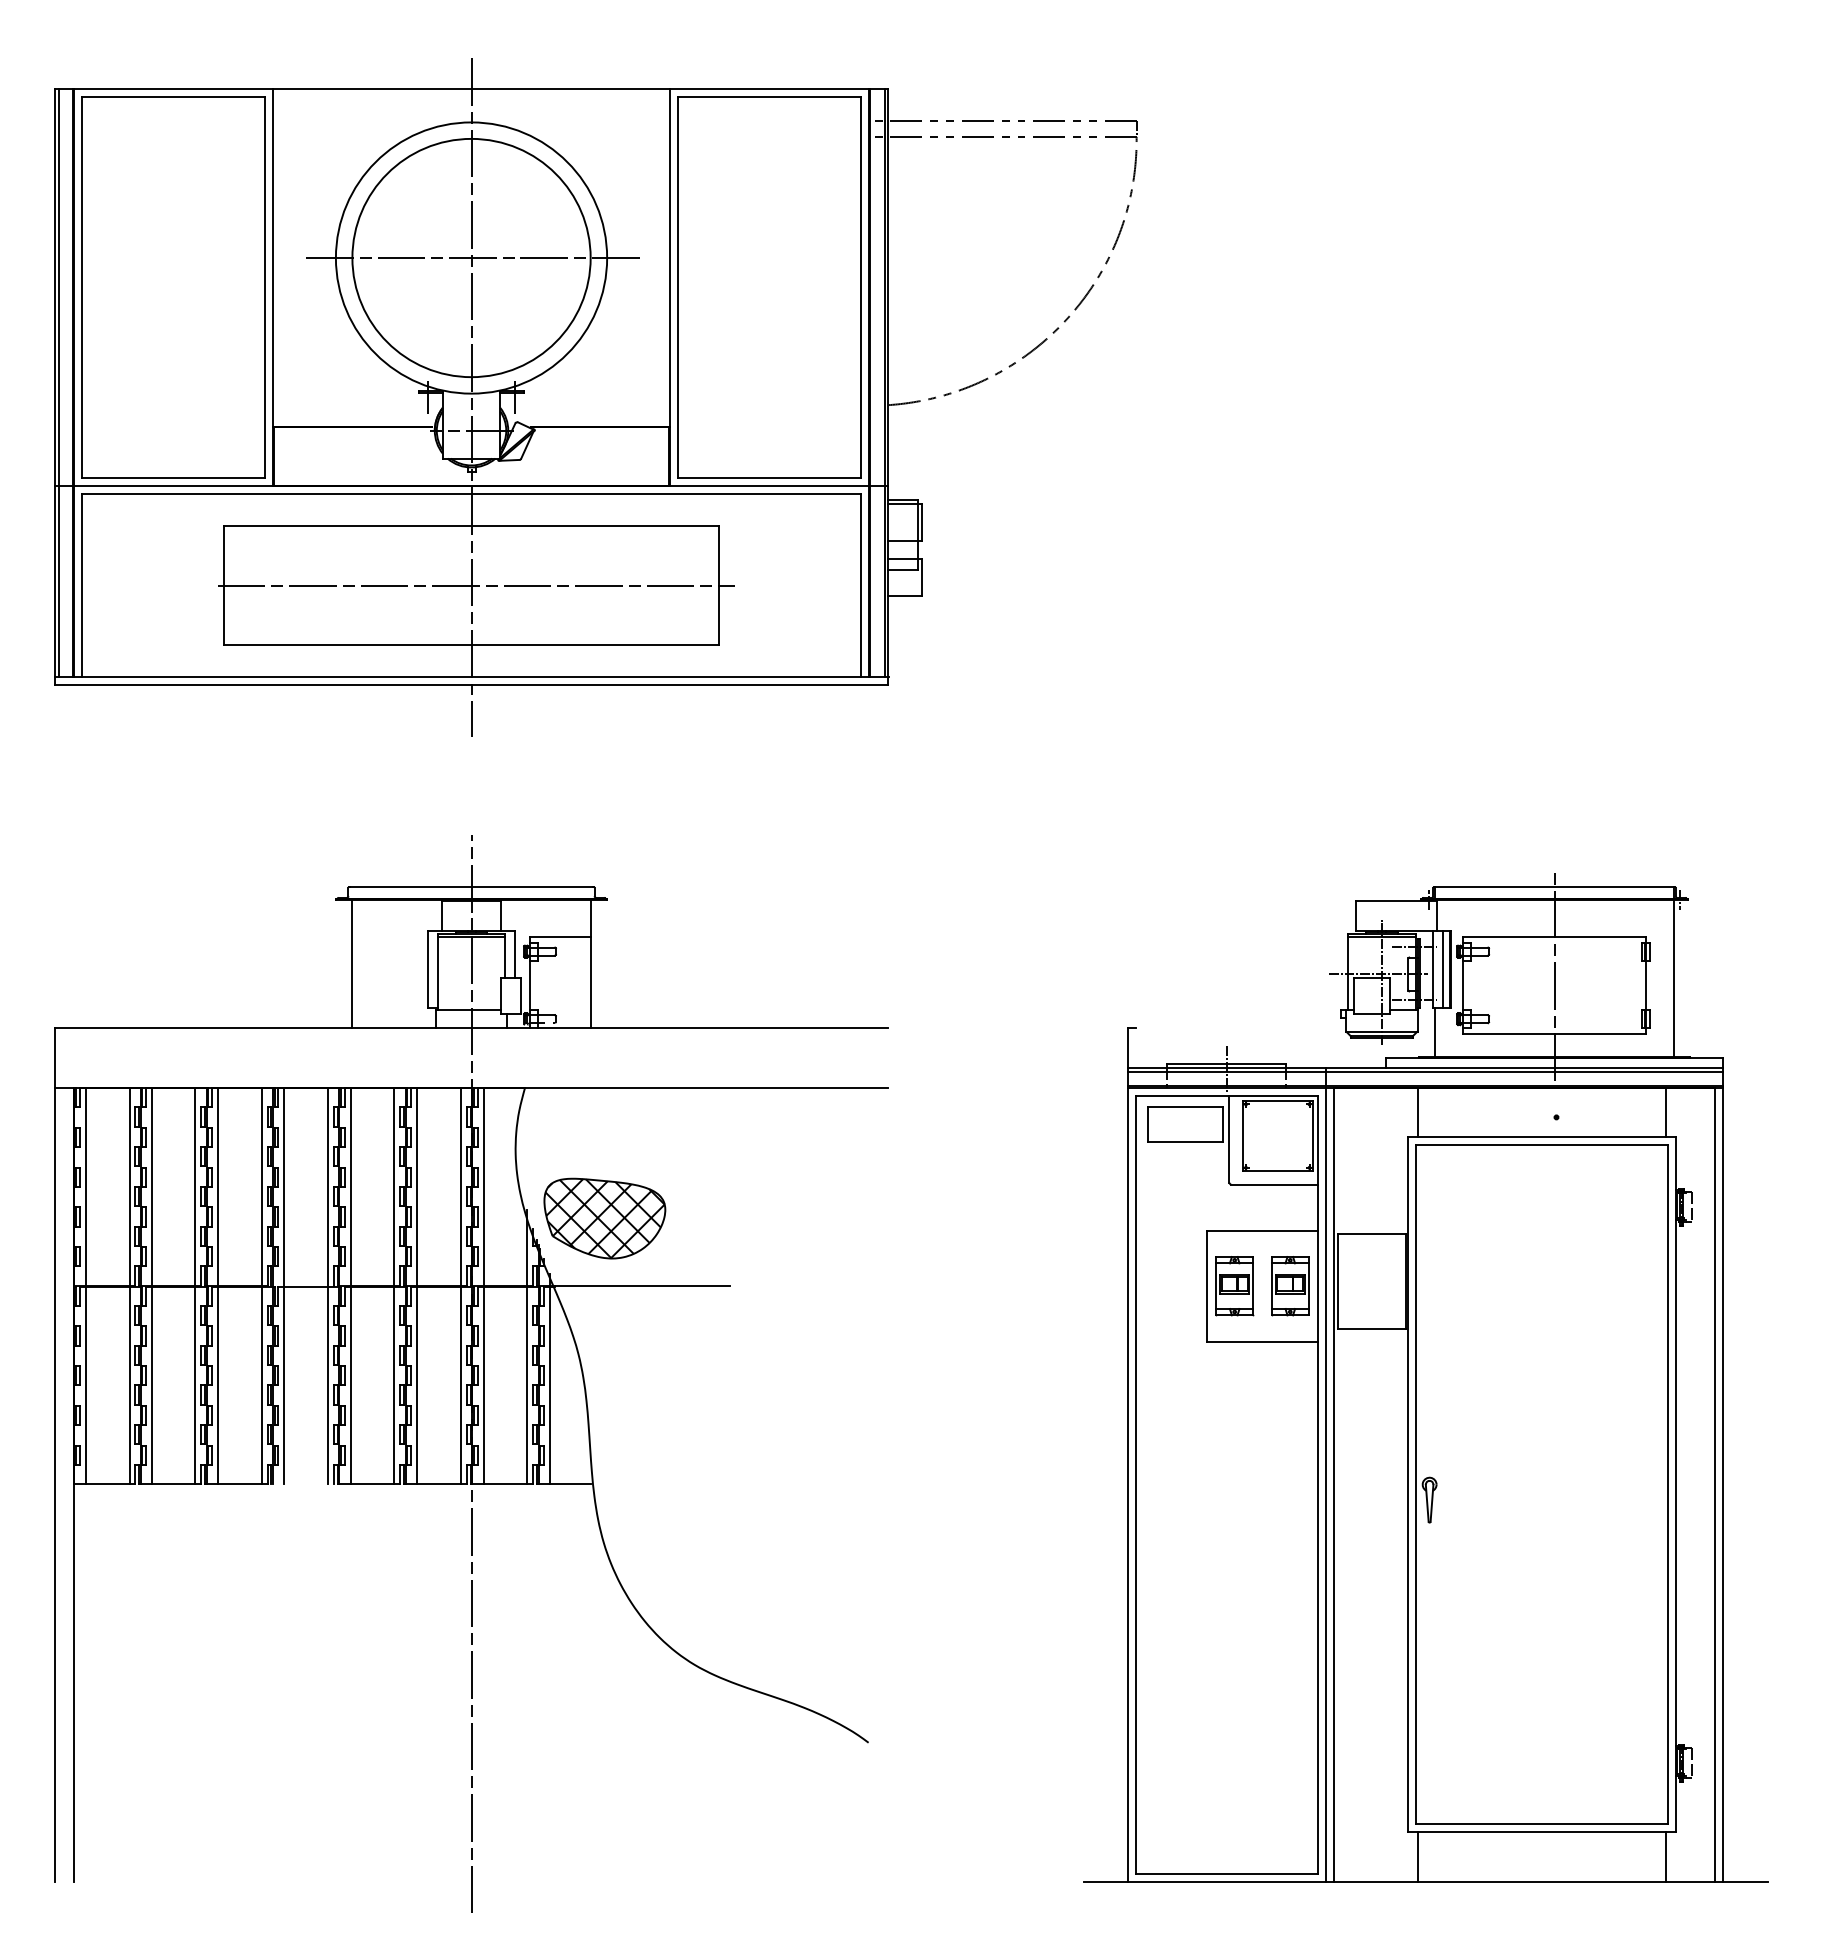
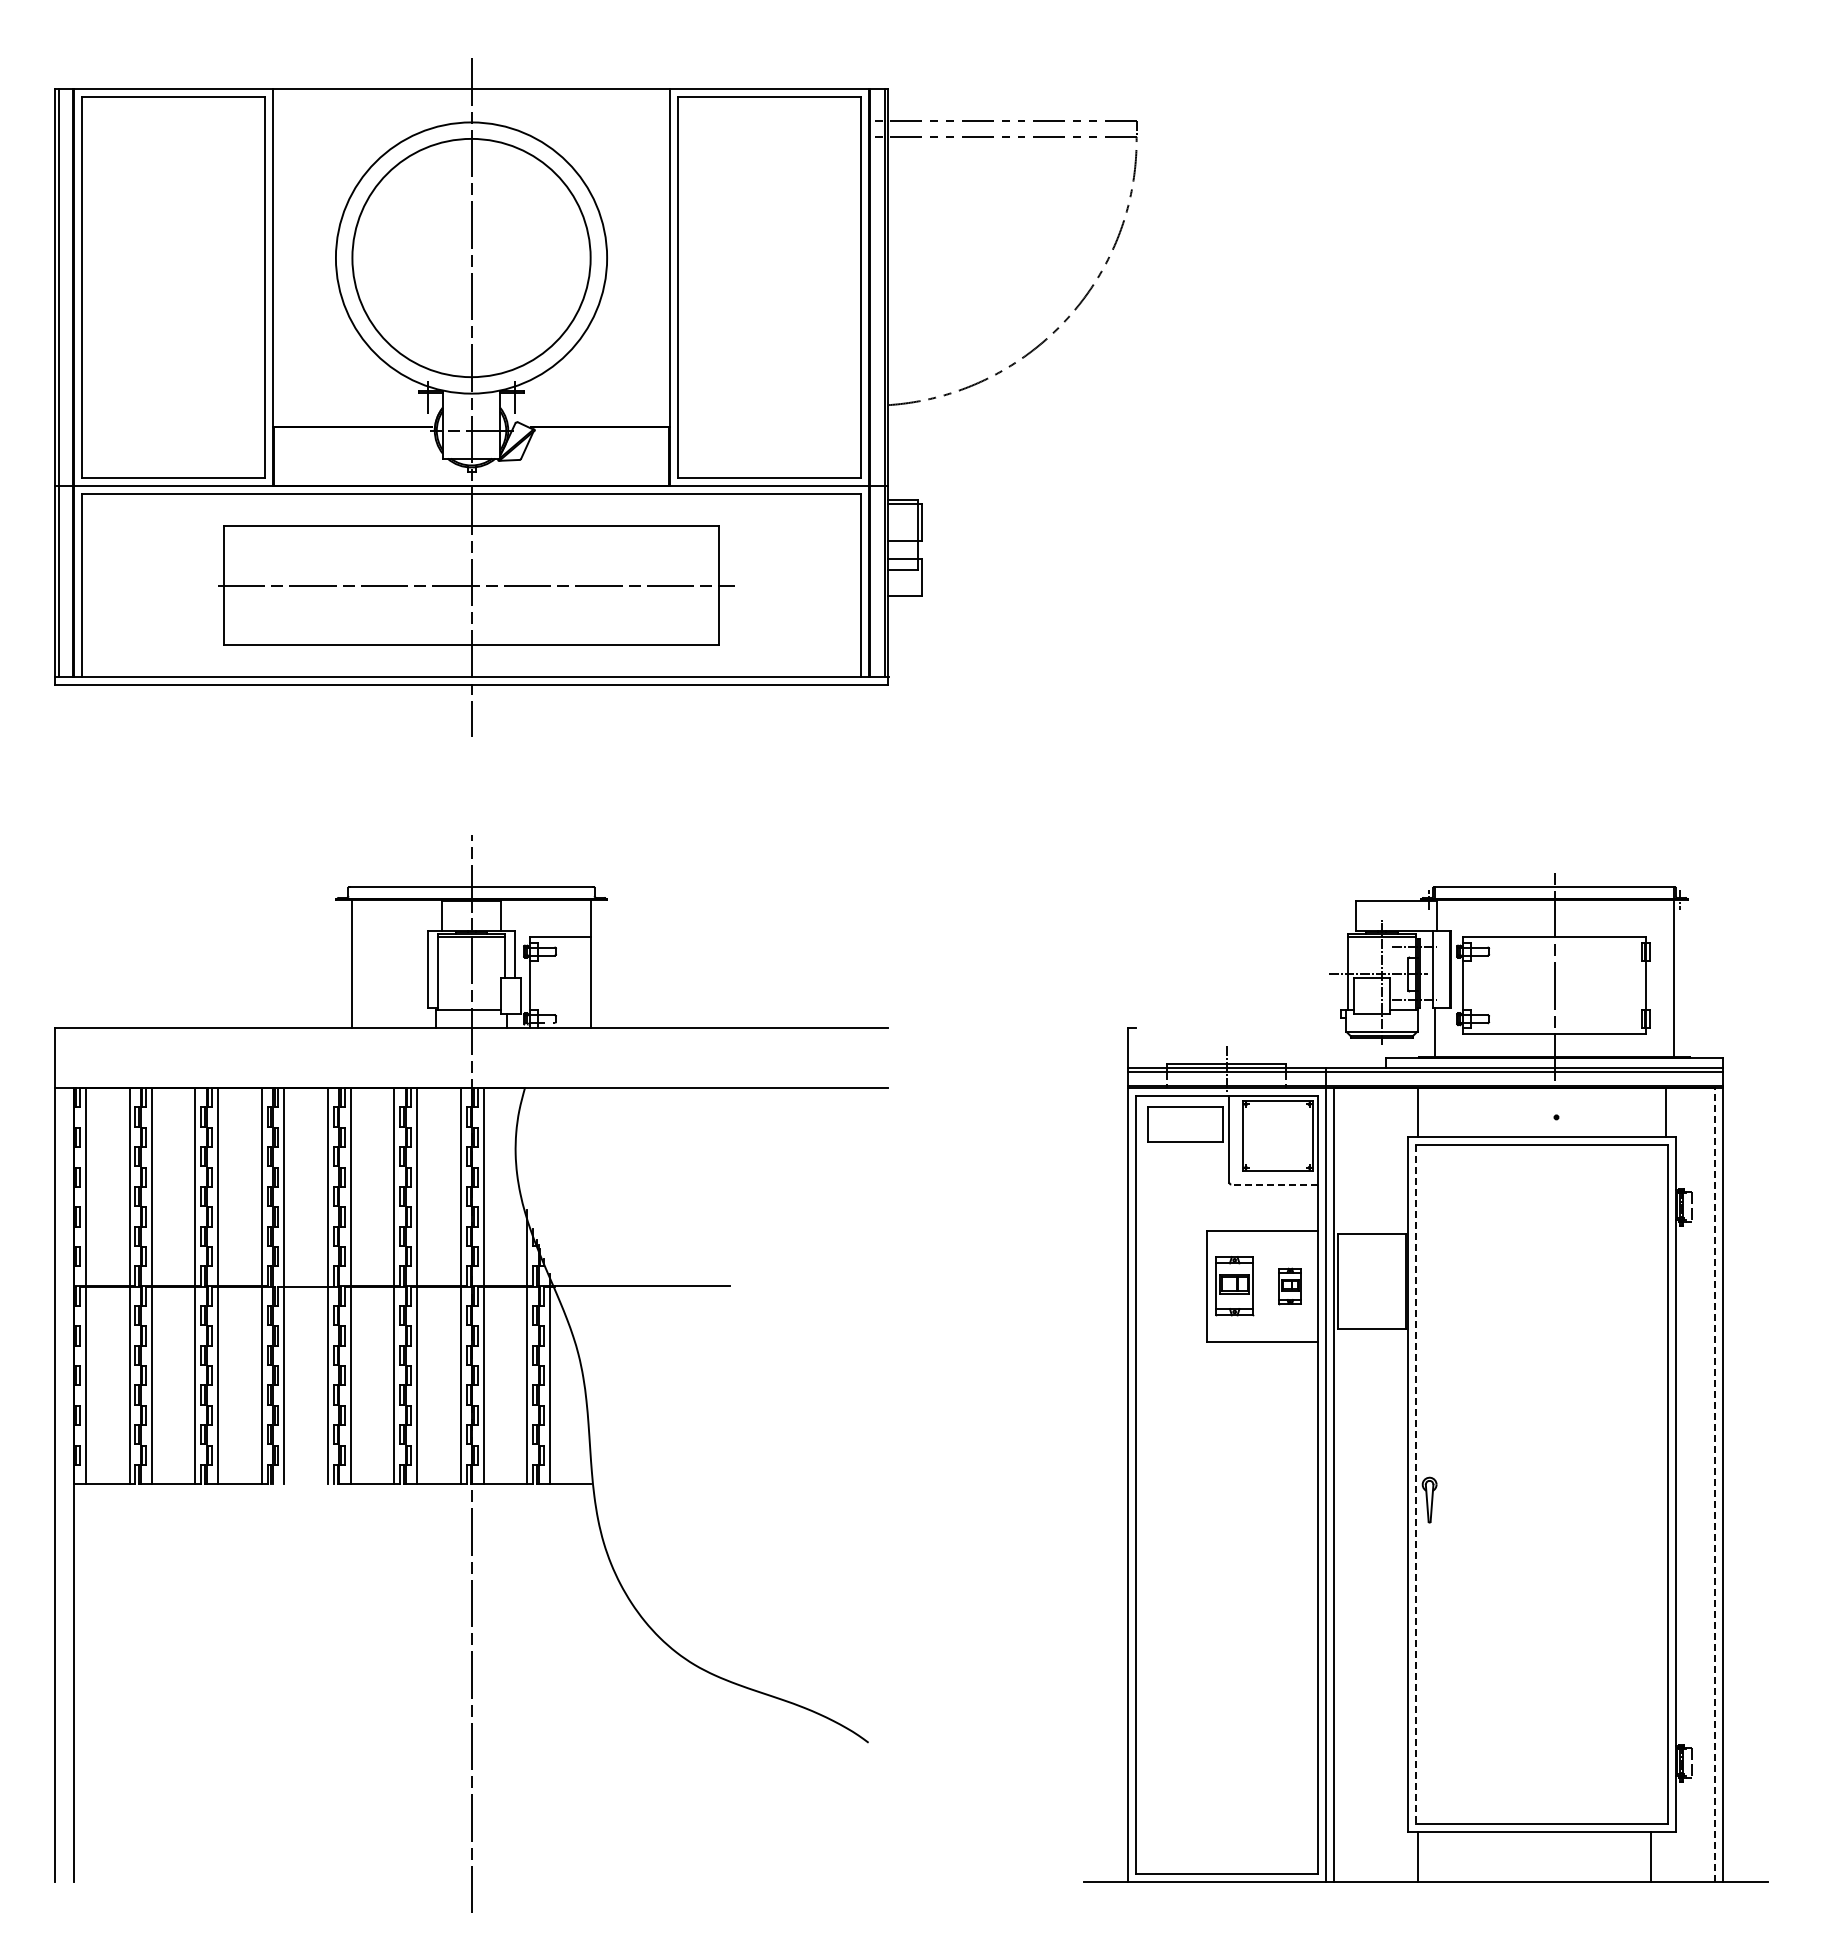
line: present -> none (475, 258)
line: present -> none (1443, 969)
line: solid -> dashed (1274, 1184)
part: present -> none (604, 1218)
part size: 39x61 px -> 24x39 px (1289, 1286)
line: solid -> dashed (1415, 1485)
line: solid -> dashed (1715, 1485)
line position: (1665, 1856) -> (1650, 1856) (1650, 1856)
